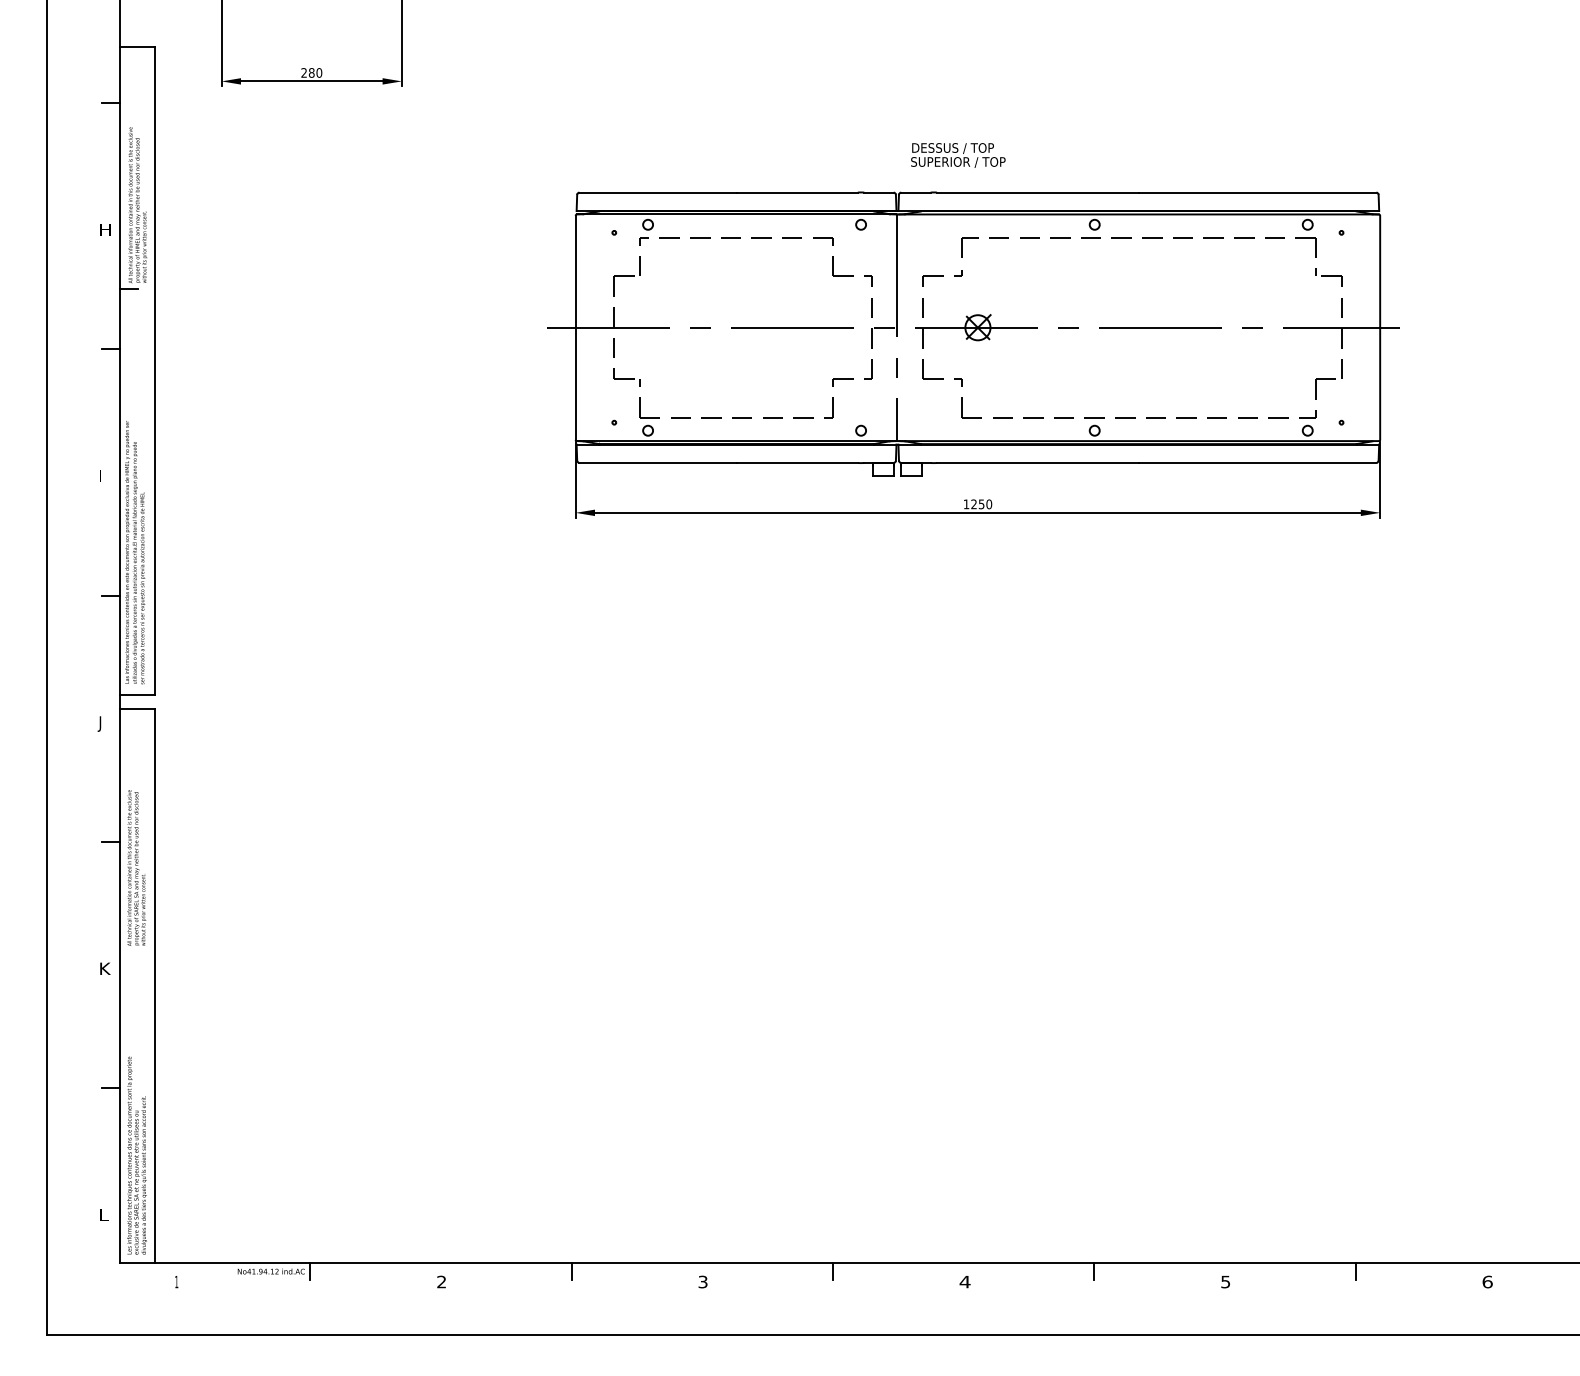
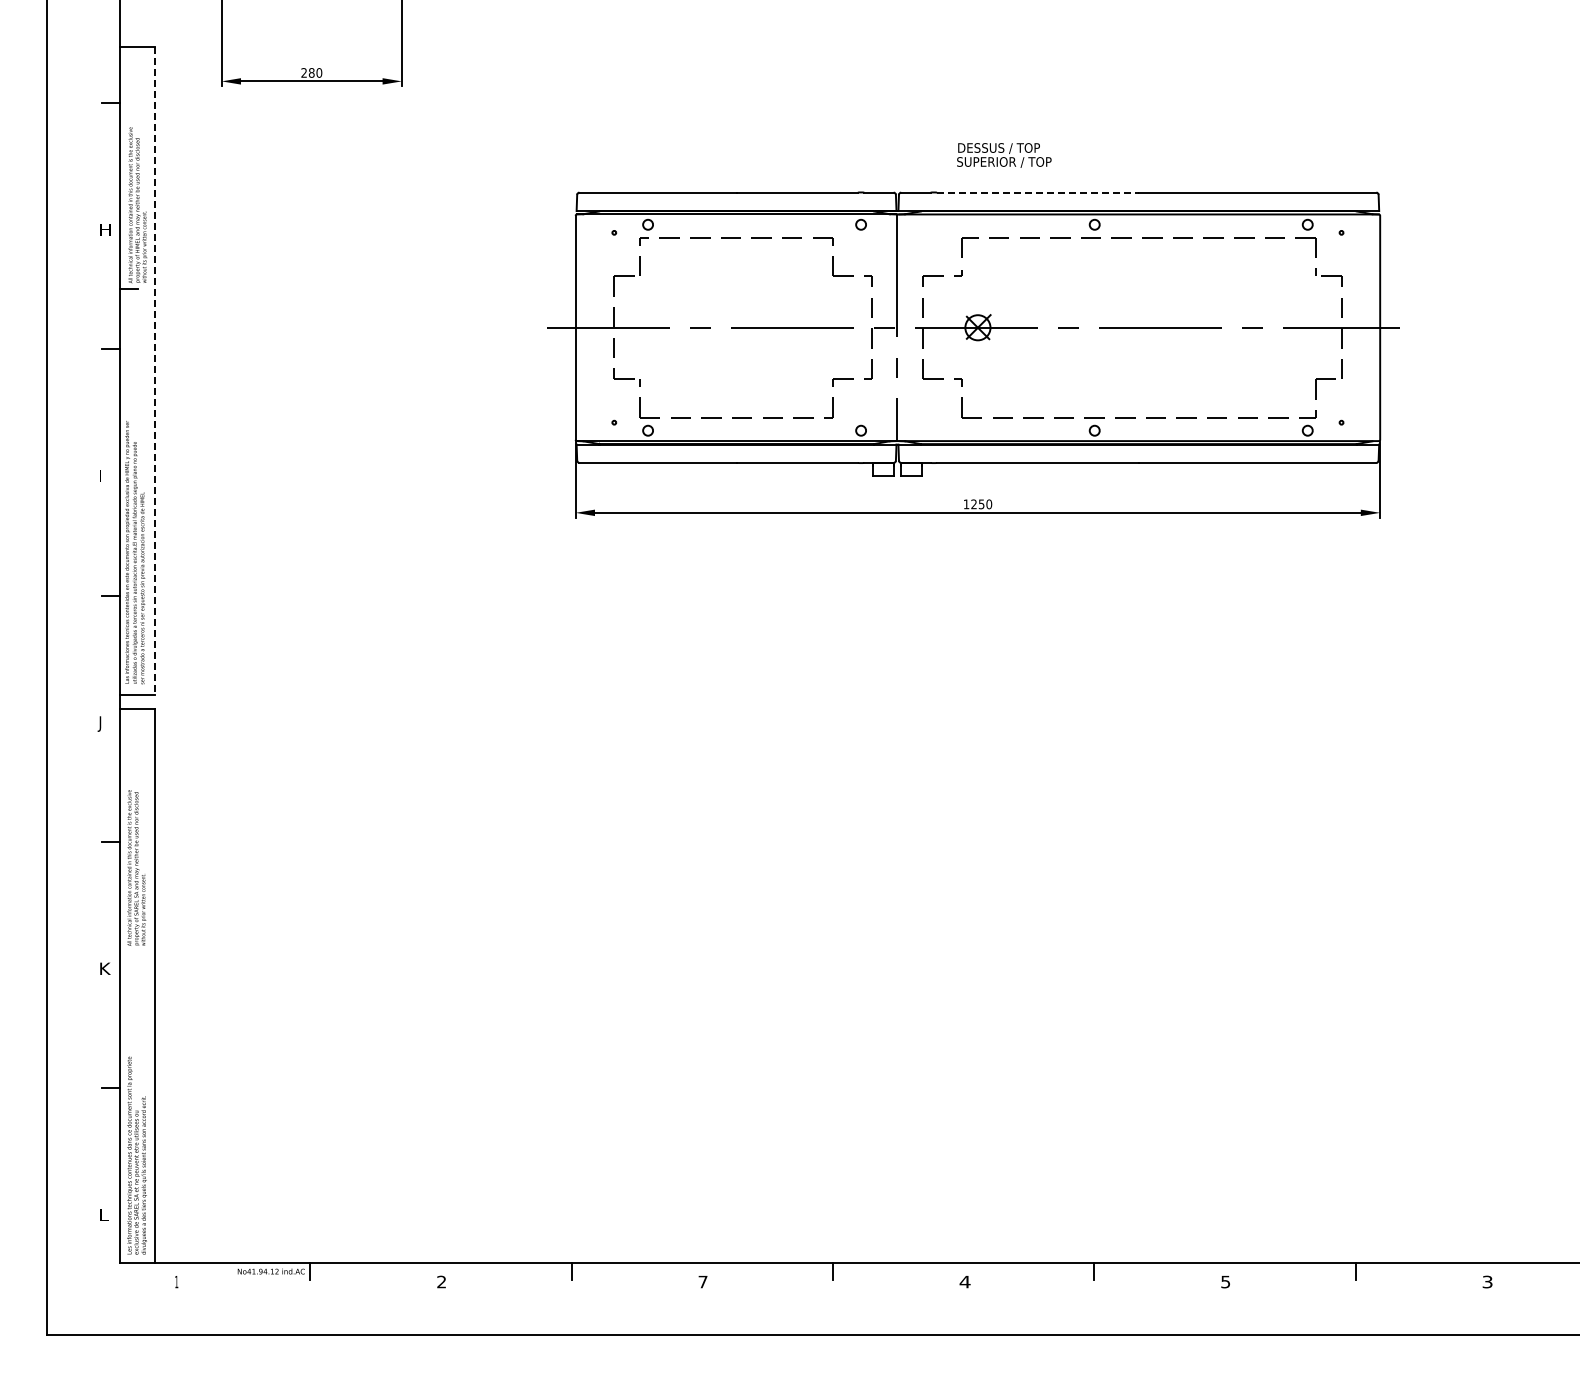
text position: (958, 155) -> (1004, 155) (1004, 155)
line: solid -> dashed (1037, 192)
line: solid -> dashed (155, 371)
text: 3 -> 7 (702, 1281)
text: 6 -> 3 (1487, 1281)
